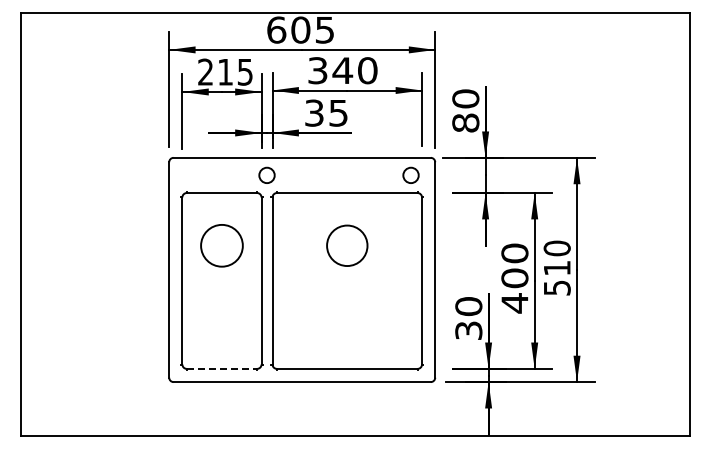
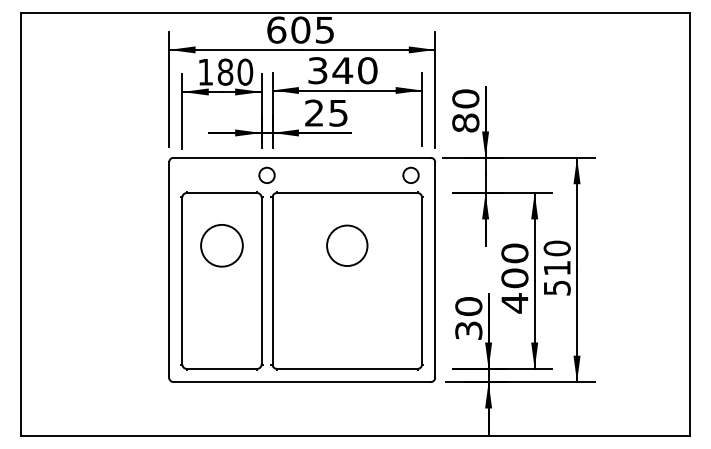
text: 215 -> 180 (225, 71)
text: 35 -> 25 (314, 112)
line: dashed -> solid (222, 368)
